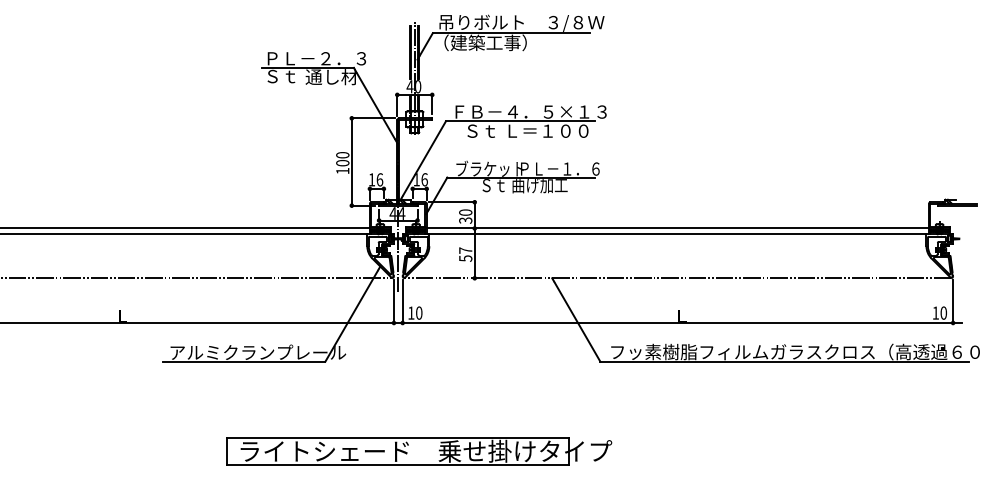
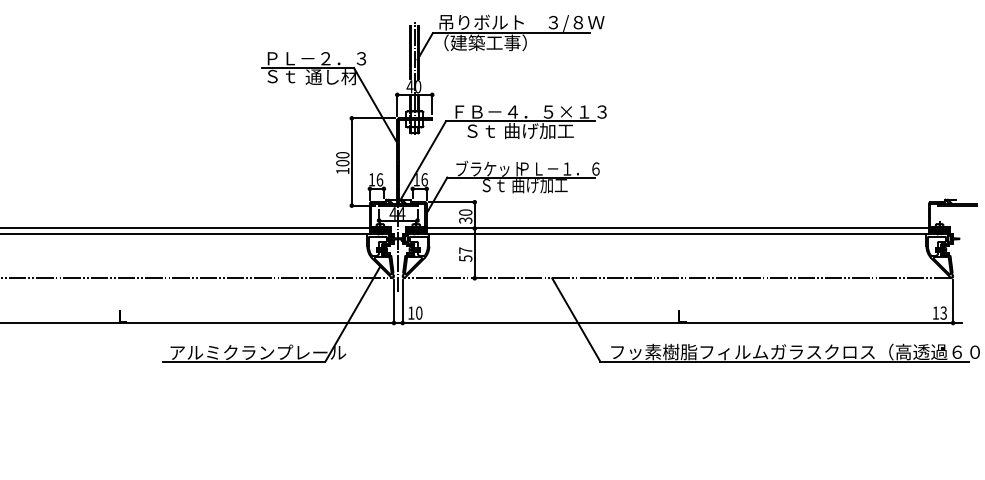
text: Ｓｔ Ｌ＝１００ -> Ｓｔ 曲げ加工 (546, 131)
text: 10 -> 13 (943, 312)
part: present -> none (419, 451)
